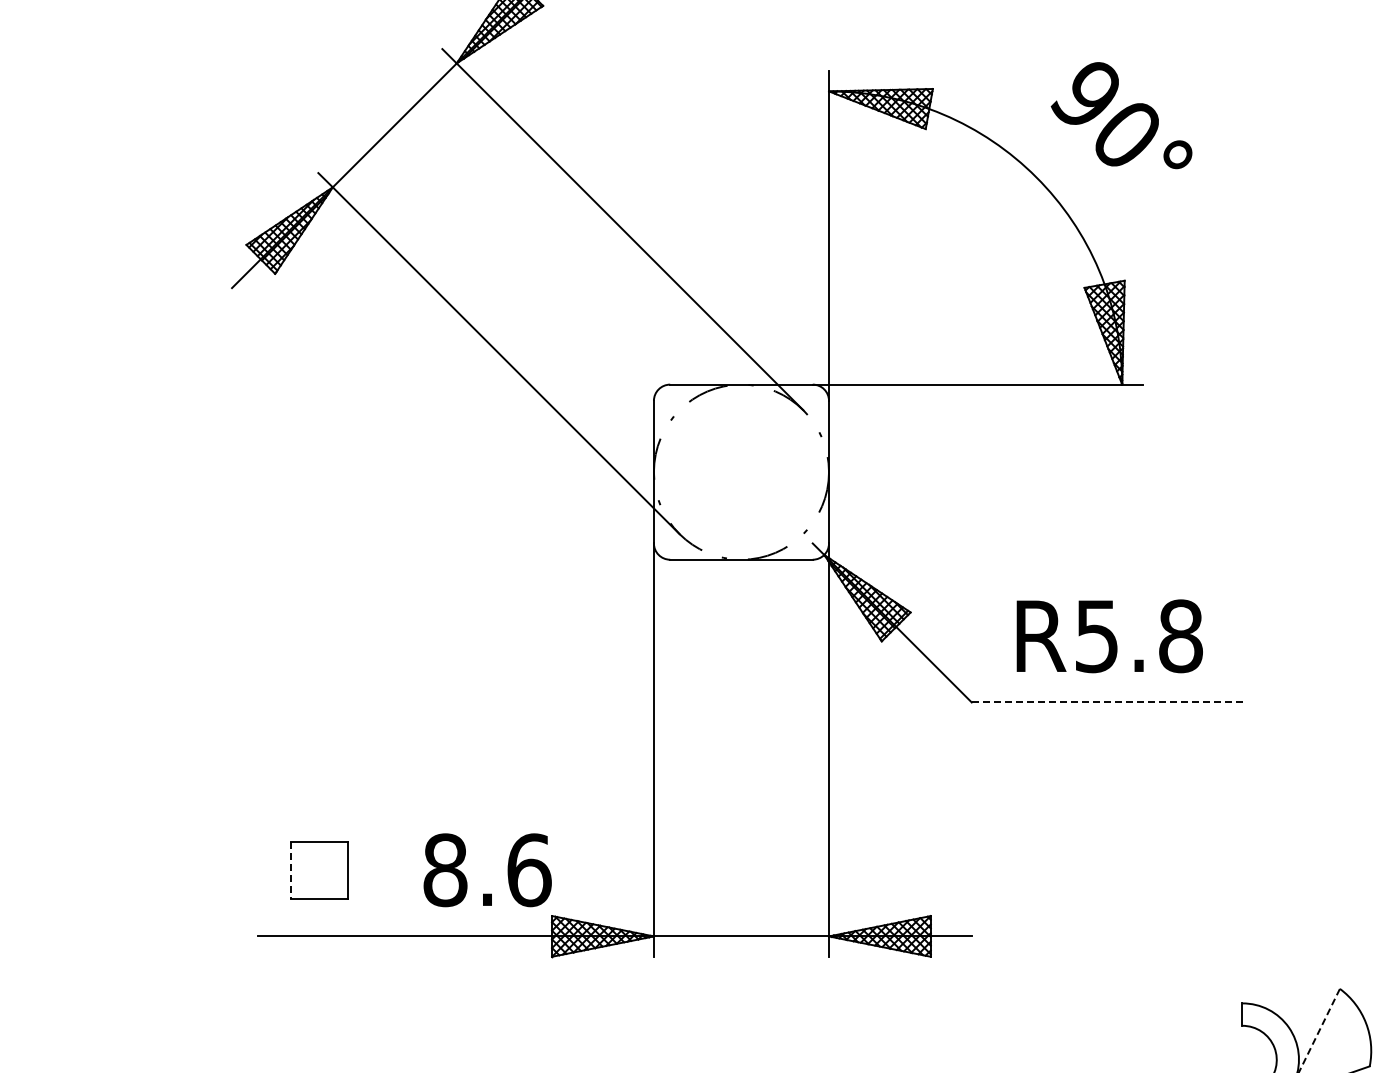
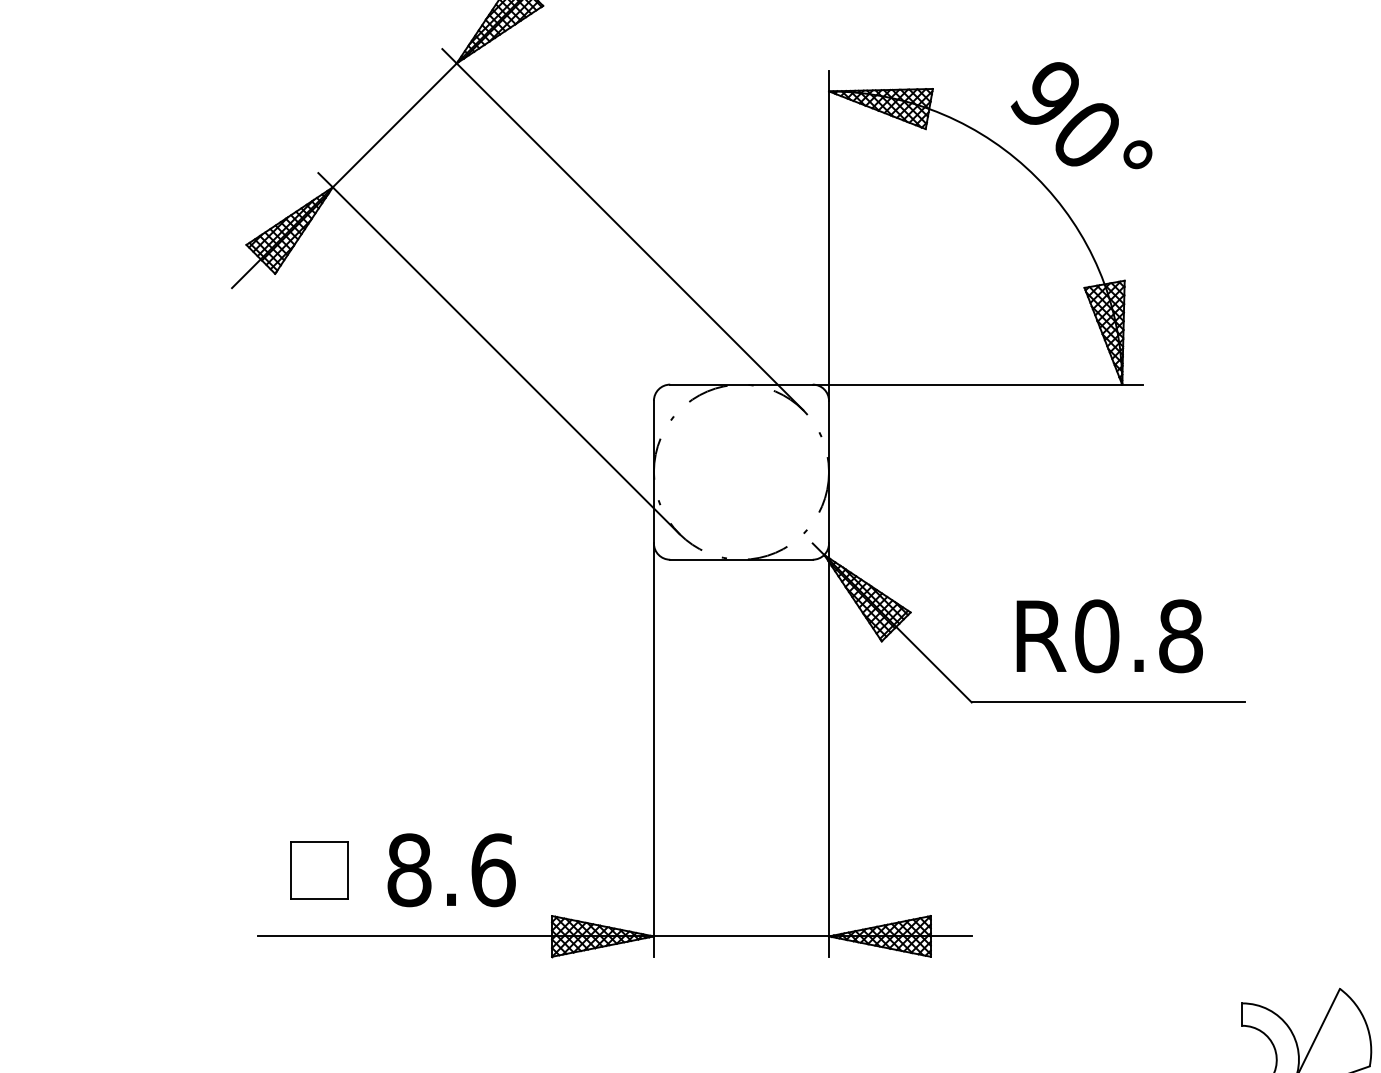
text position: (1121, 115) -> (1081, 115) (1081, 115)
text: R5.8 -> R0.8 (1097, 636)
line: dashed -> solid (1108, 702)
line: dashed -> solid (291, 870)
text position: (487, 870) -> (451, 870) (451, 870)
line: dashed -> solid (1319, 1030)
